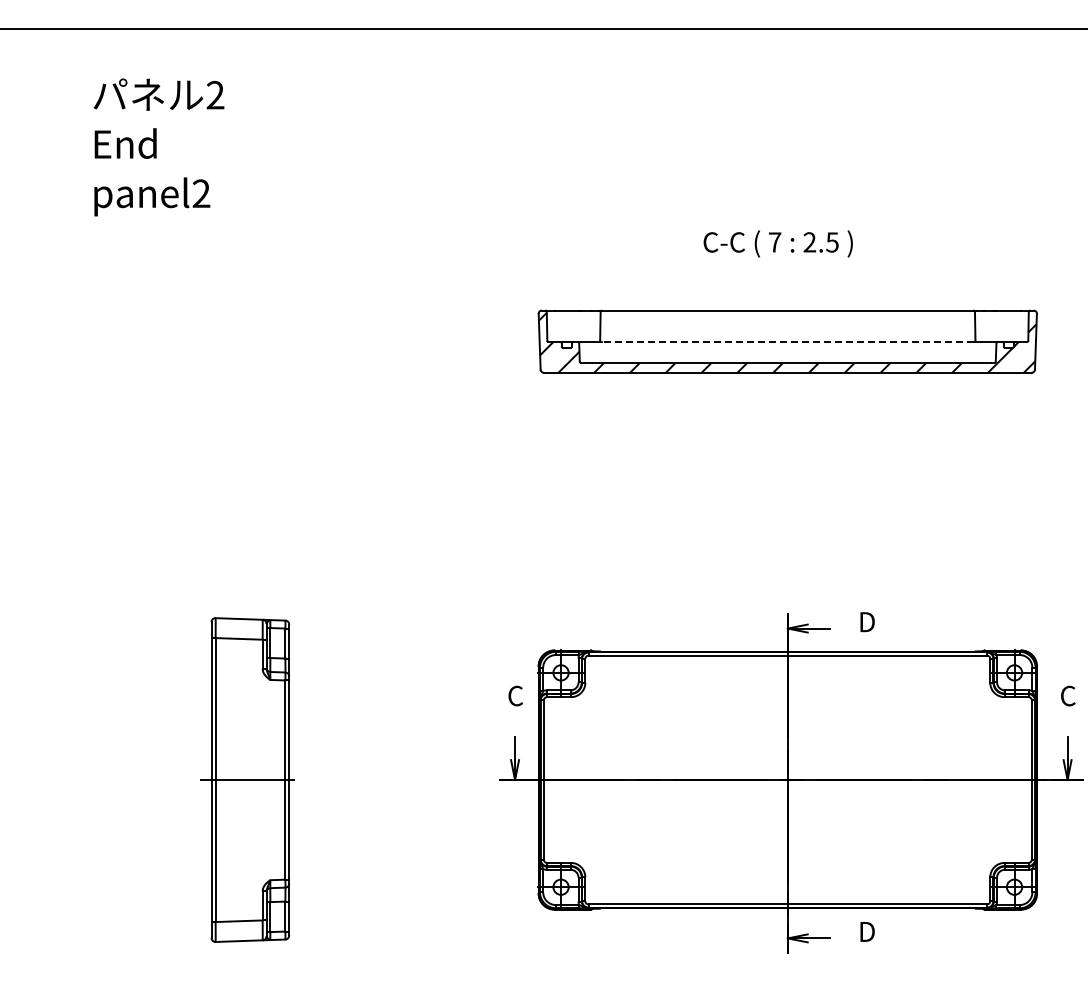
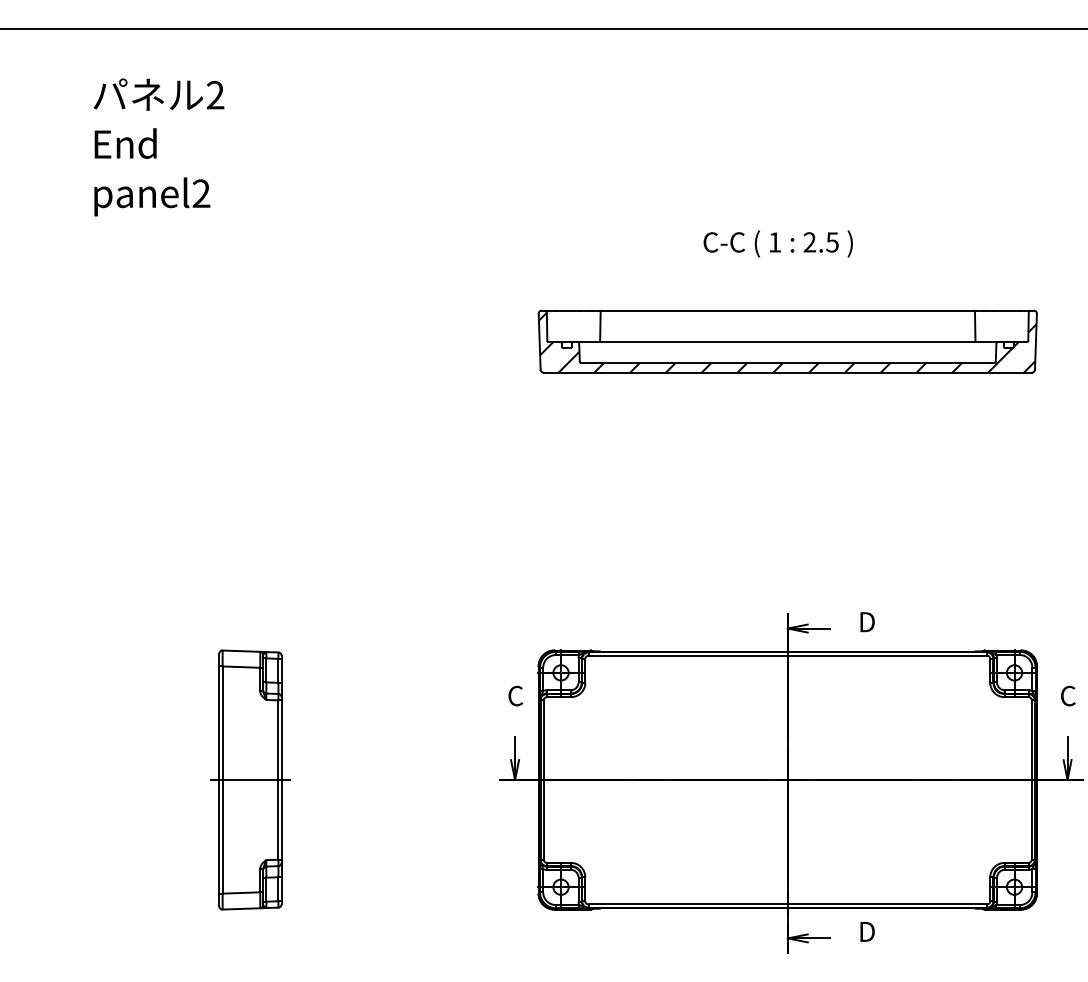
text: 7 -> 1 (775, 242)
line: dashed -> solid (787, 341)
part size: 95x326 px -> 81x262 px (250, 779)
